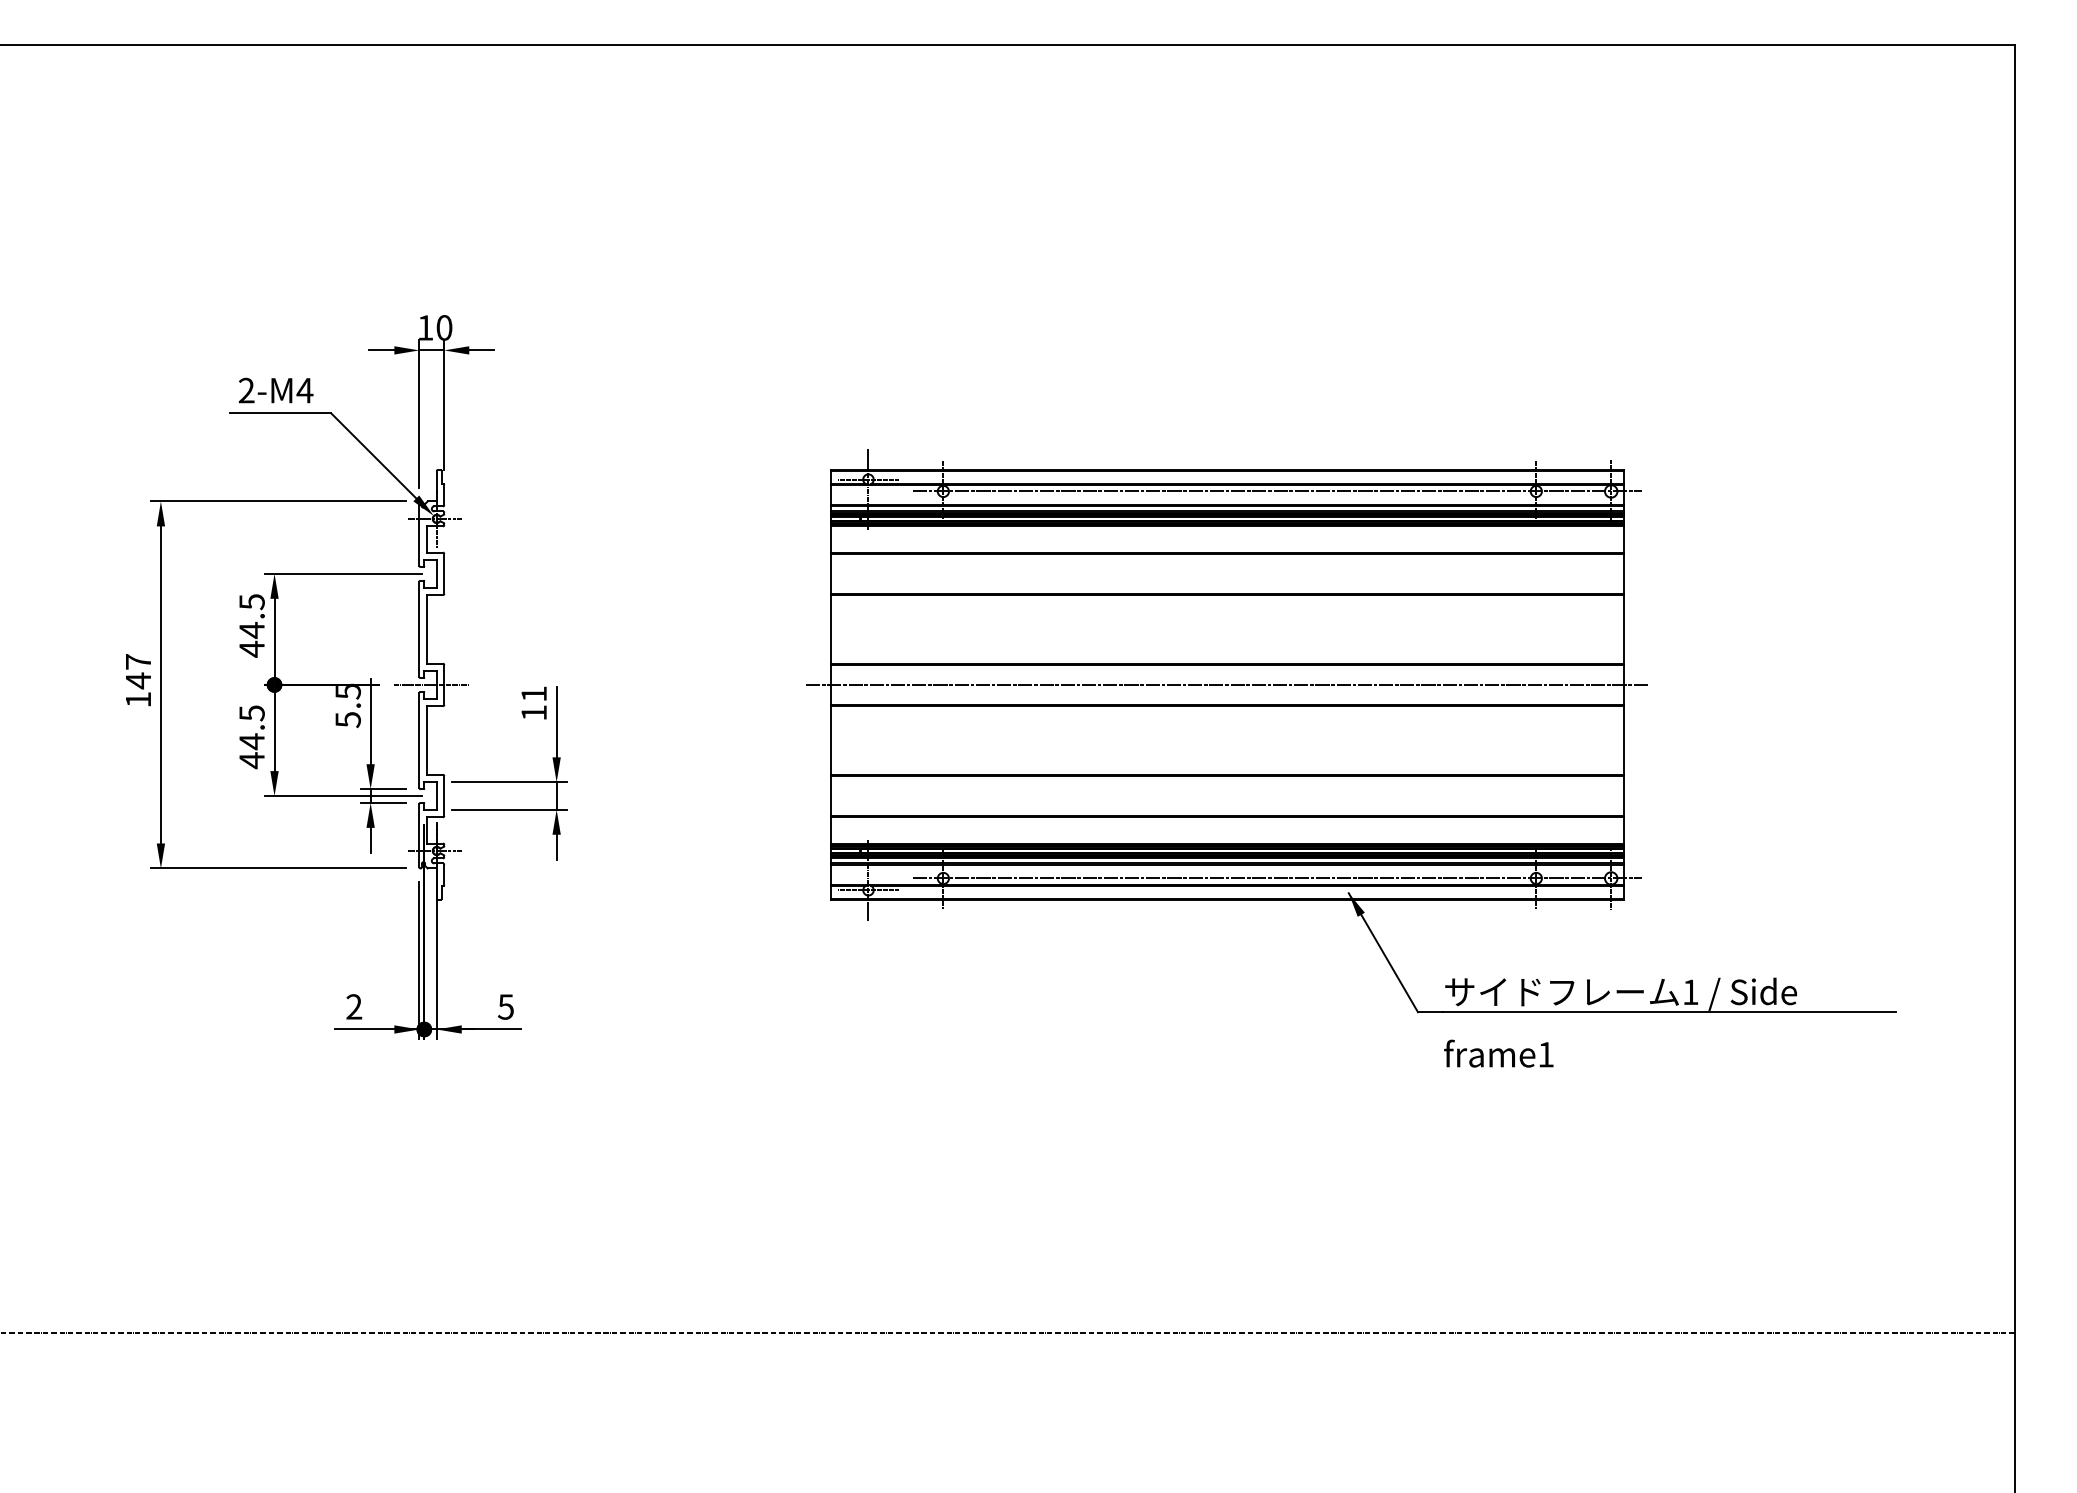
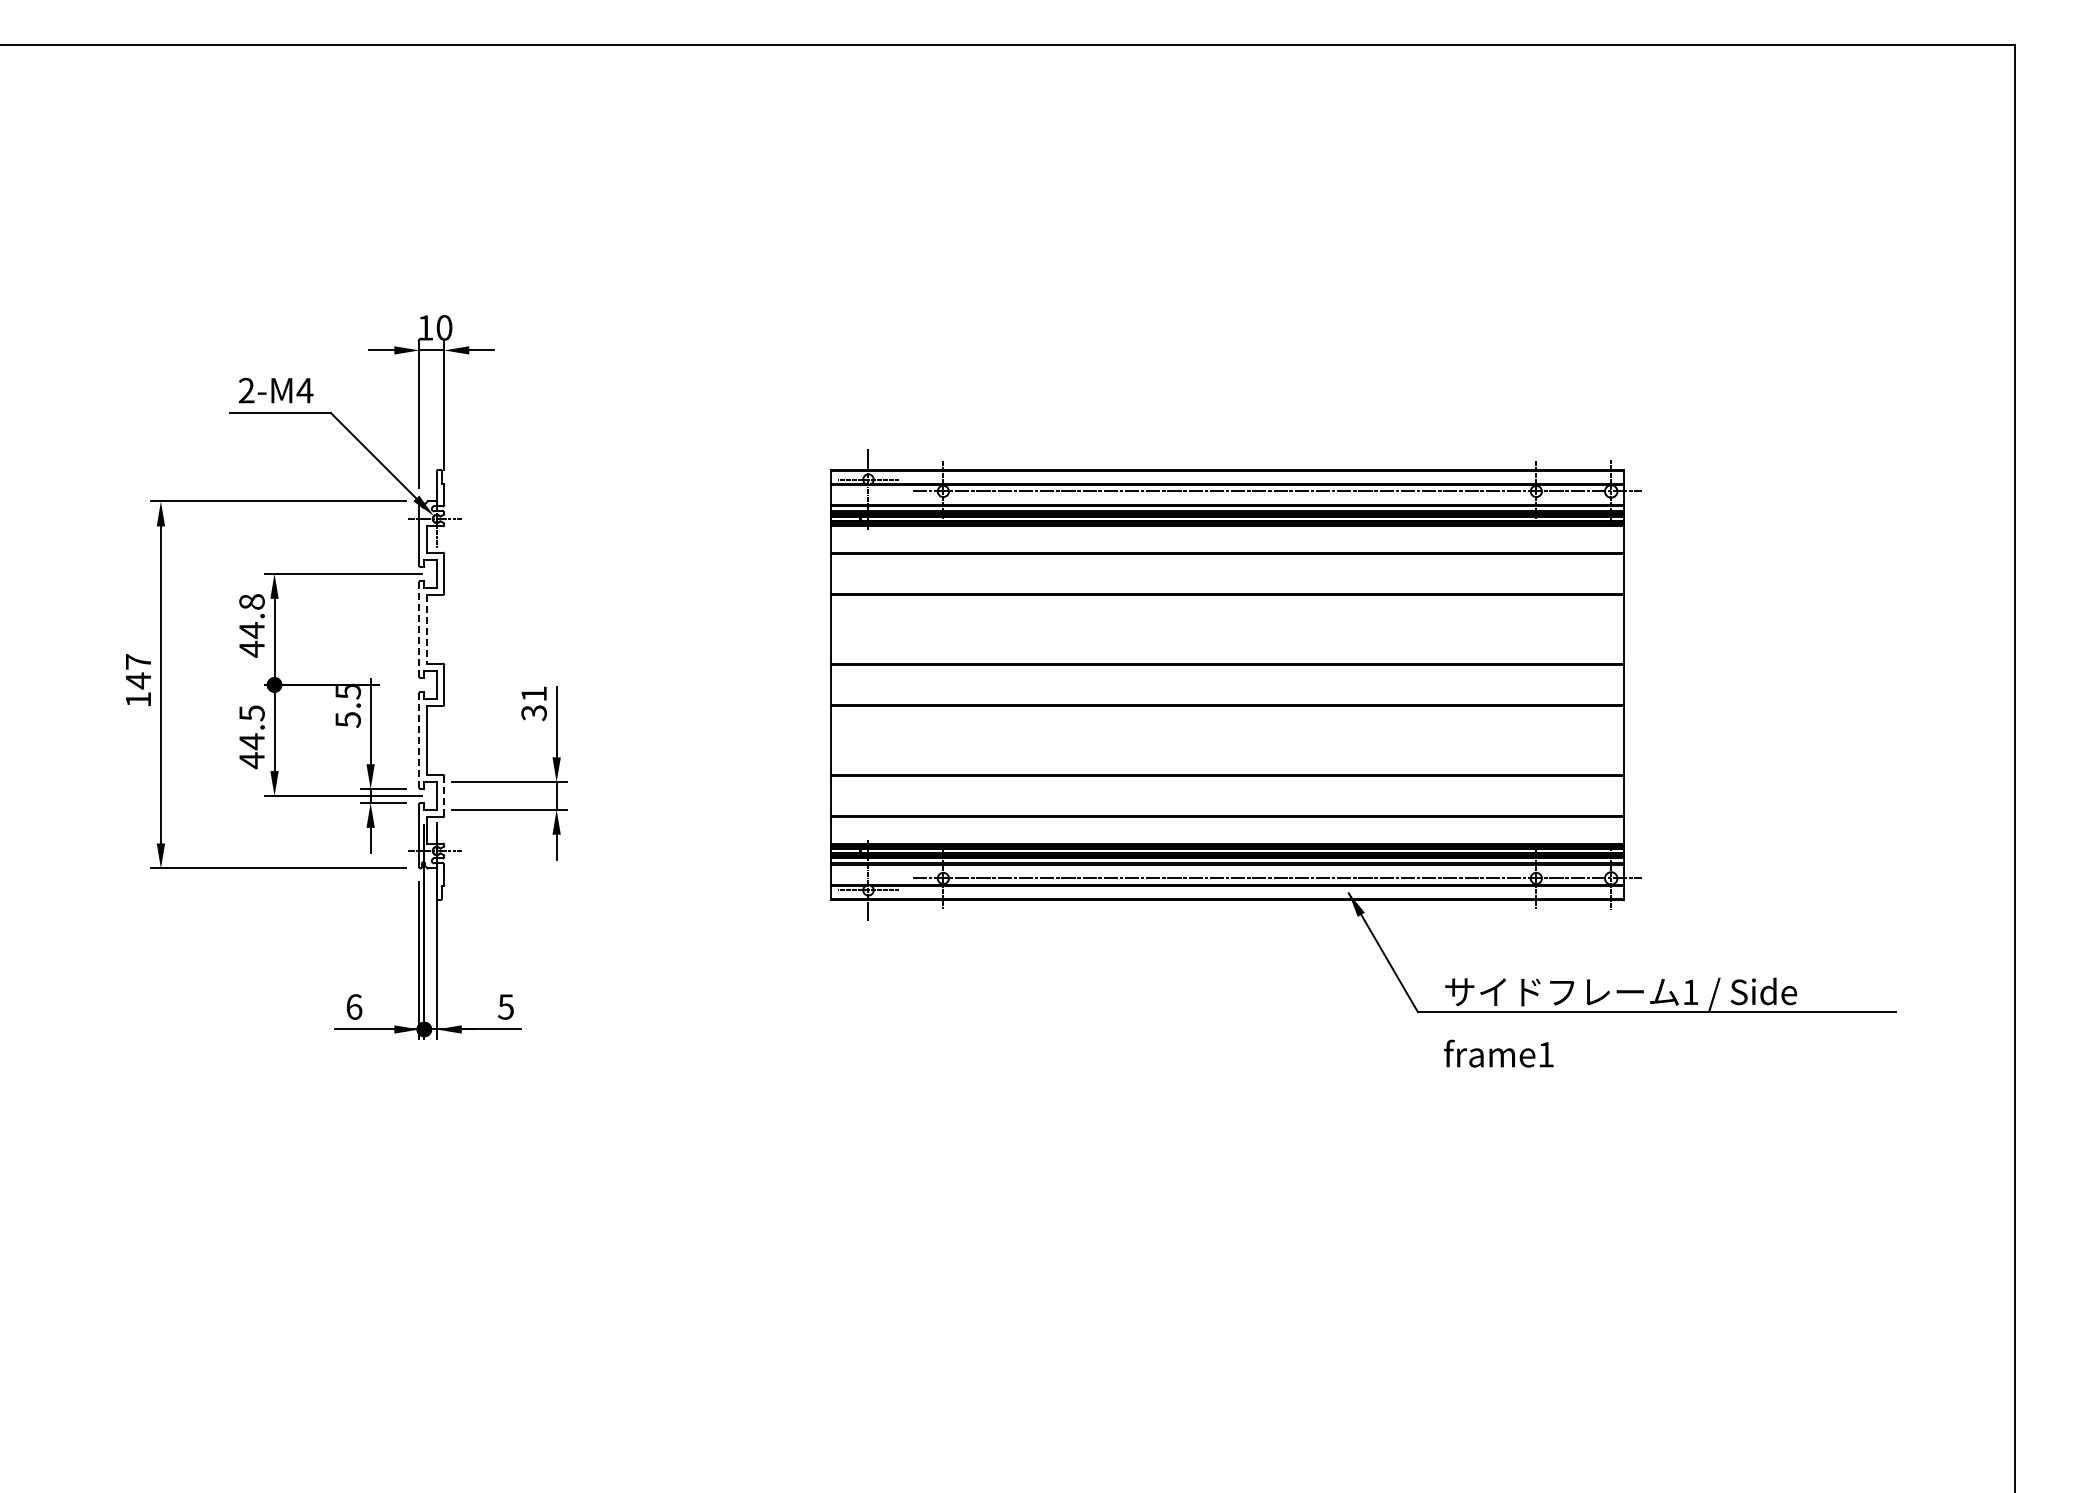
text: 44.5 -> 44.8 (251, 602)
line: solid -> dashed (419, 628)
line: solid -> dashed (426, 629)
line: present -> none (431, 684)
line: present -> none (1227, 684)
text: 11 -> 31 (534, 713)
line: solid -> dashed (419, 740)
line: solid -> dashed (444, 796)
text: 2 -> 6 (354, 1006)
line: present -> none (1008, 1332)
